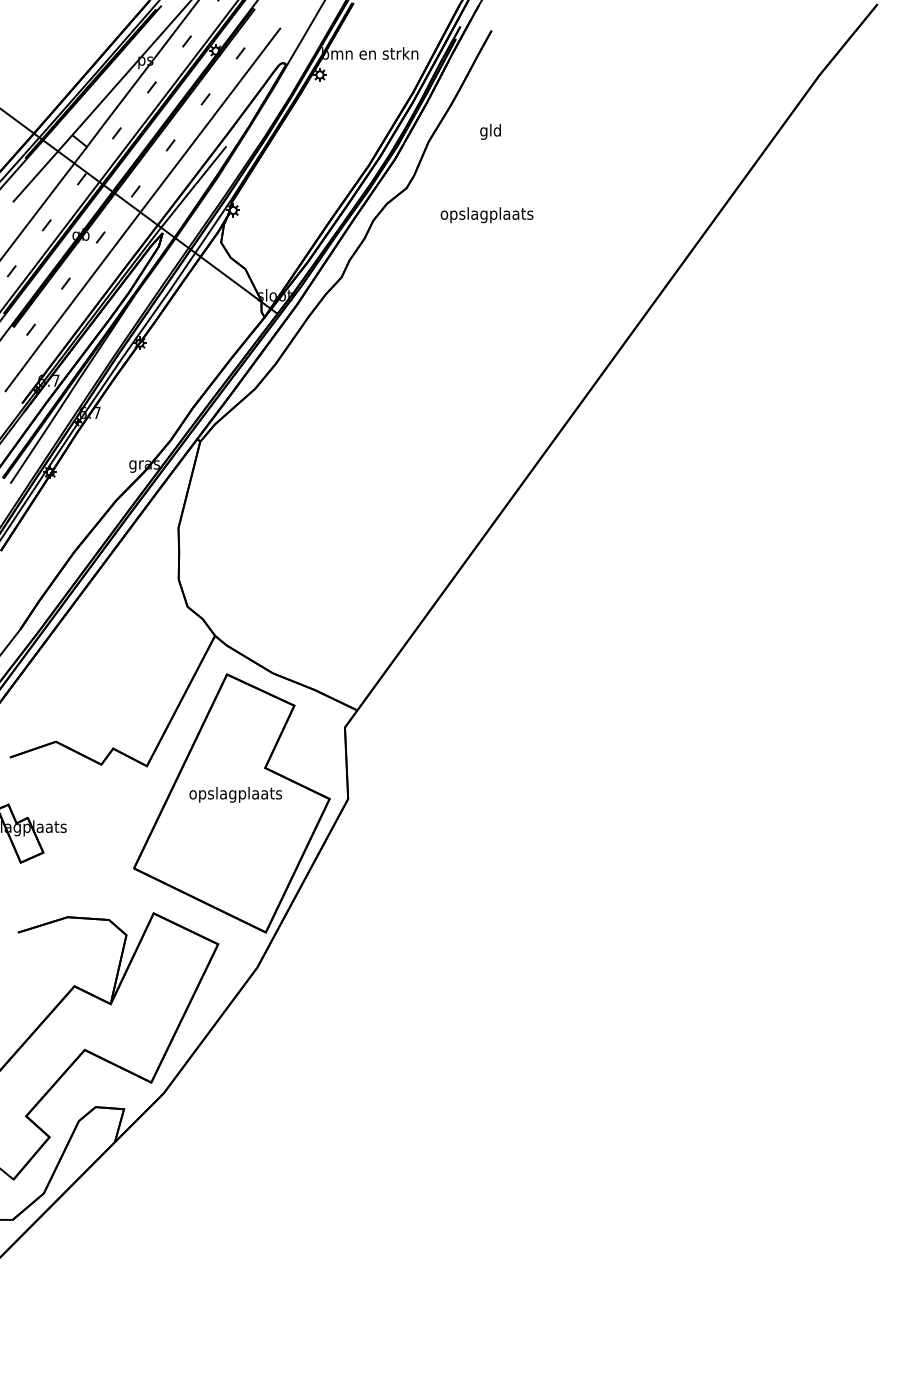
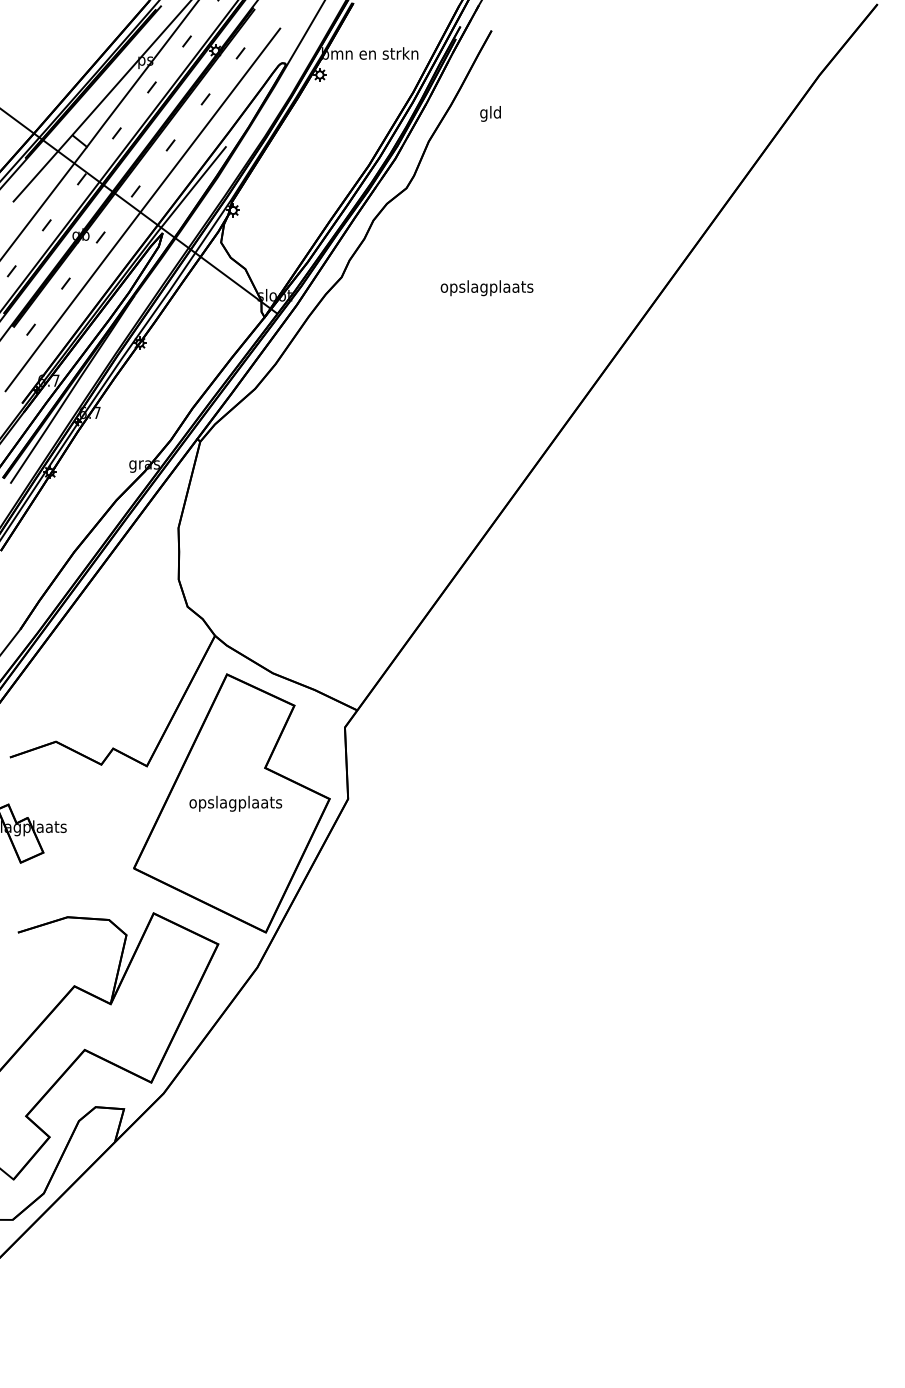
text position: (490, 131) -> (490, 113) (490, 113)
text position: (486, 215) -> (486, 288) (486, 288)
text position: (235, 794) -> (235, 803) (235, 803)
